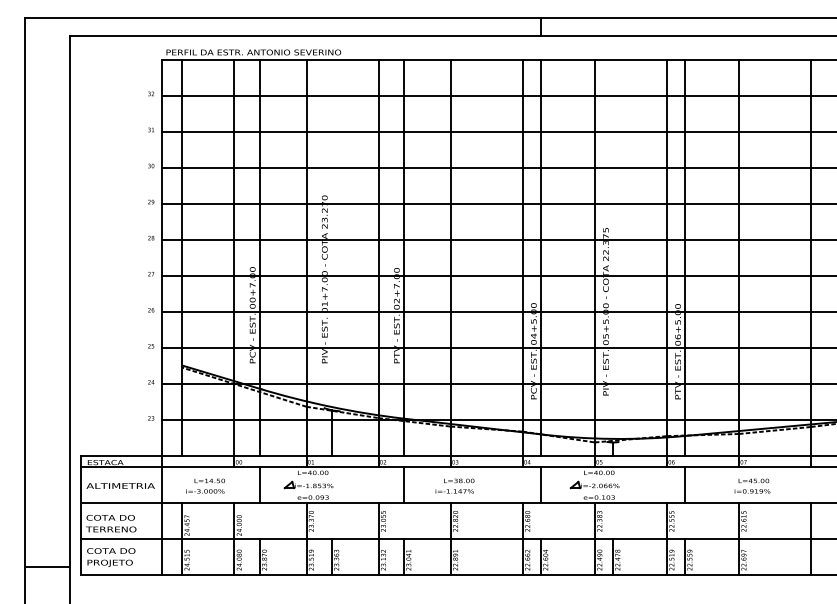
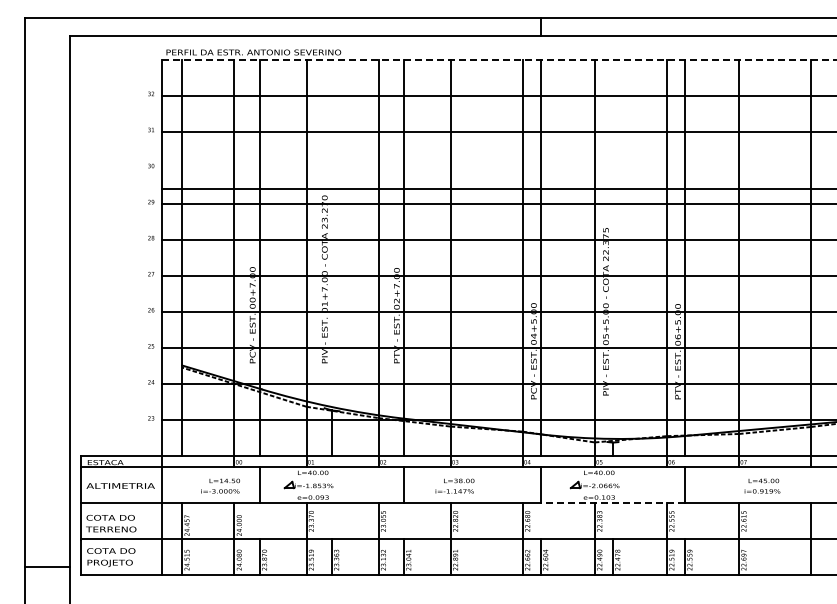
line: solid -> dashed (499, 59)
line position: (497, 167) -> (497, 188) (497, 188)
text position: (205, 485) -> (220, 485) (220, 485)
text position: (752, 485) -> (762, 485) (762, 485)
line: solid -> dashed (612, 503)
